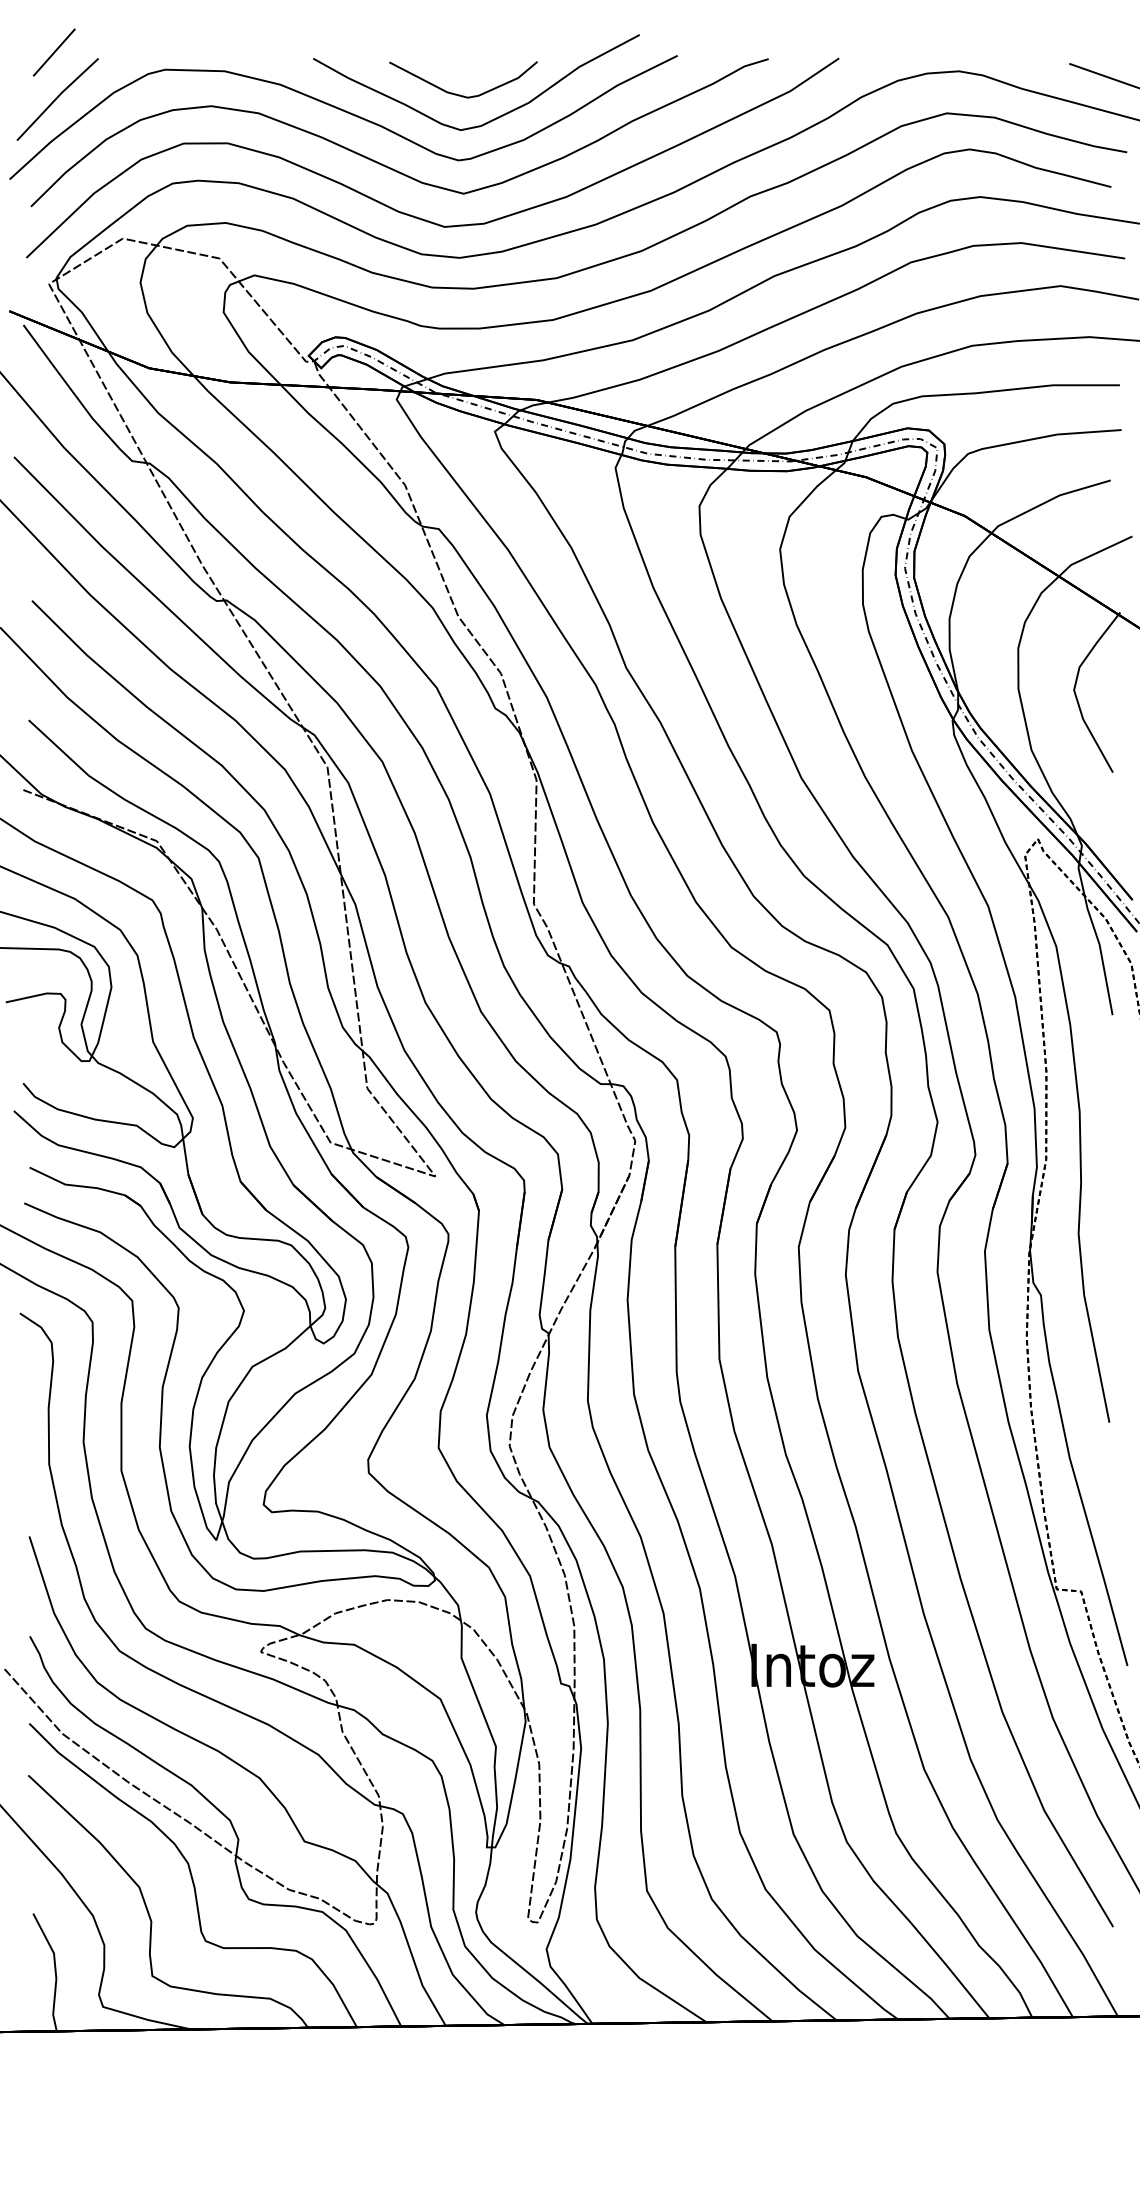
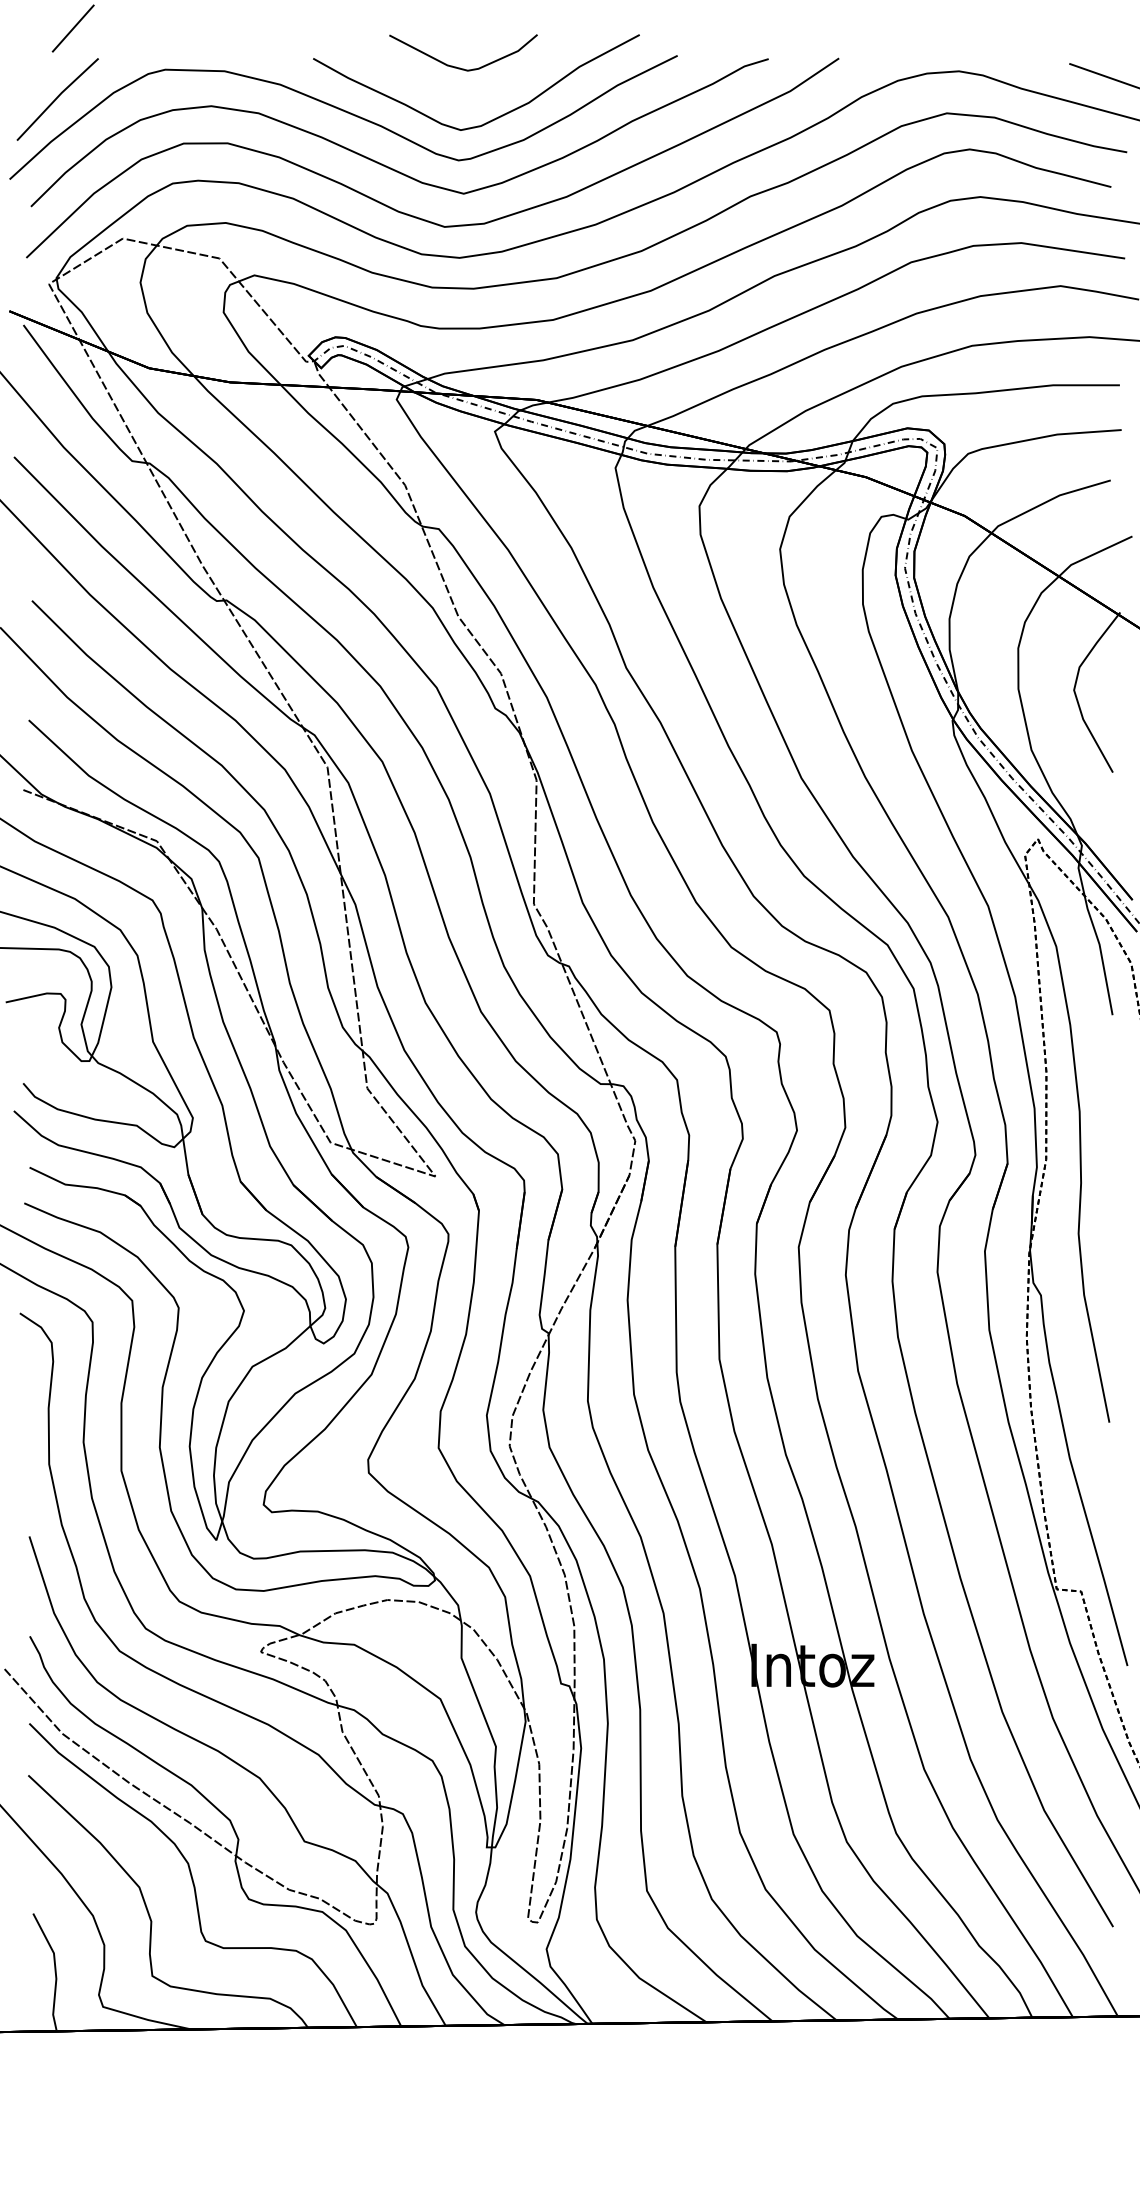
line position: (53, 52) -> (72, 28) (72, 28)
curve position: (460, 94) -> (460, 67) (460, 67)
